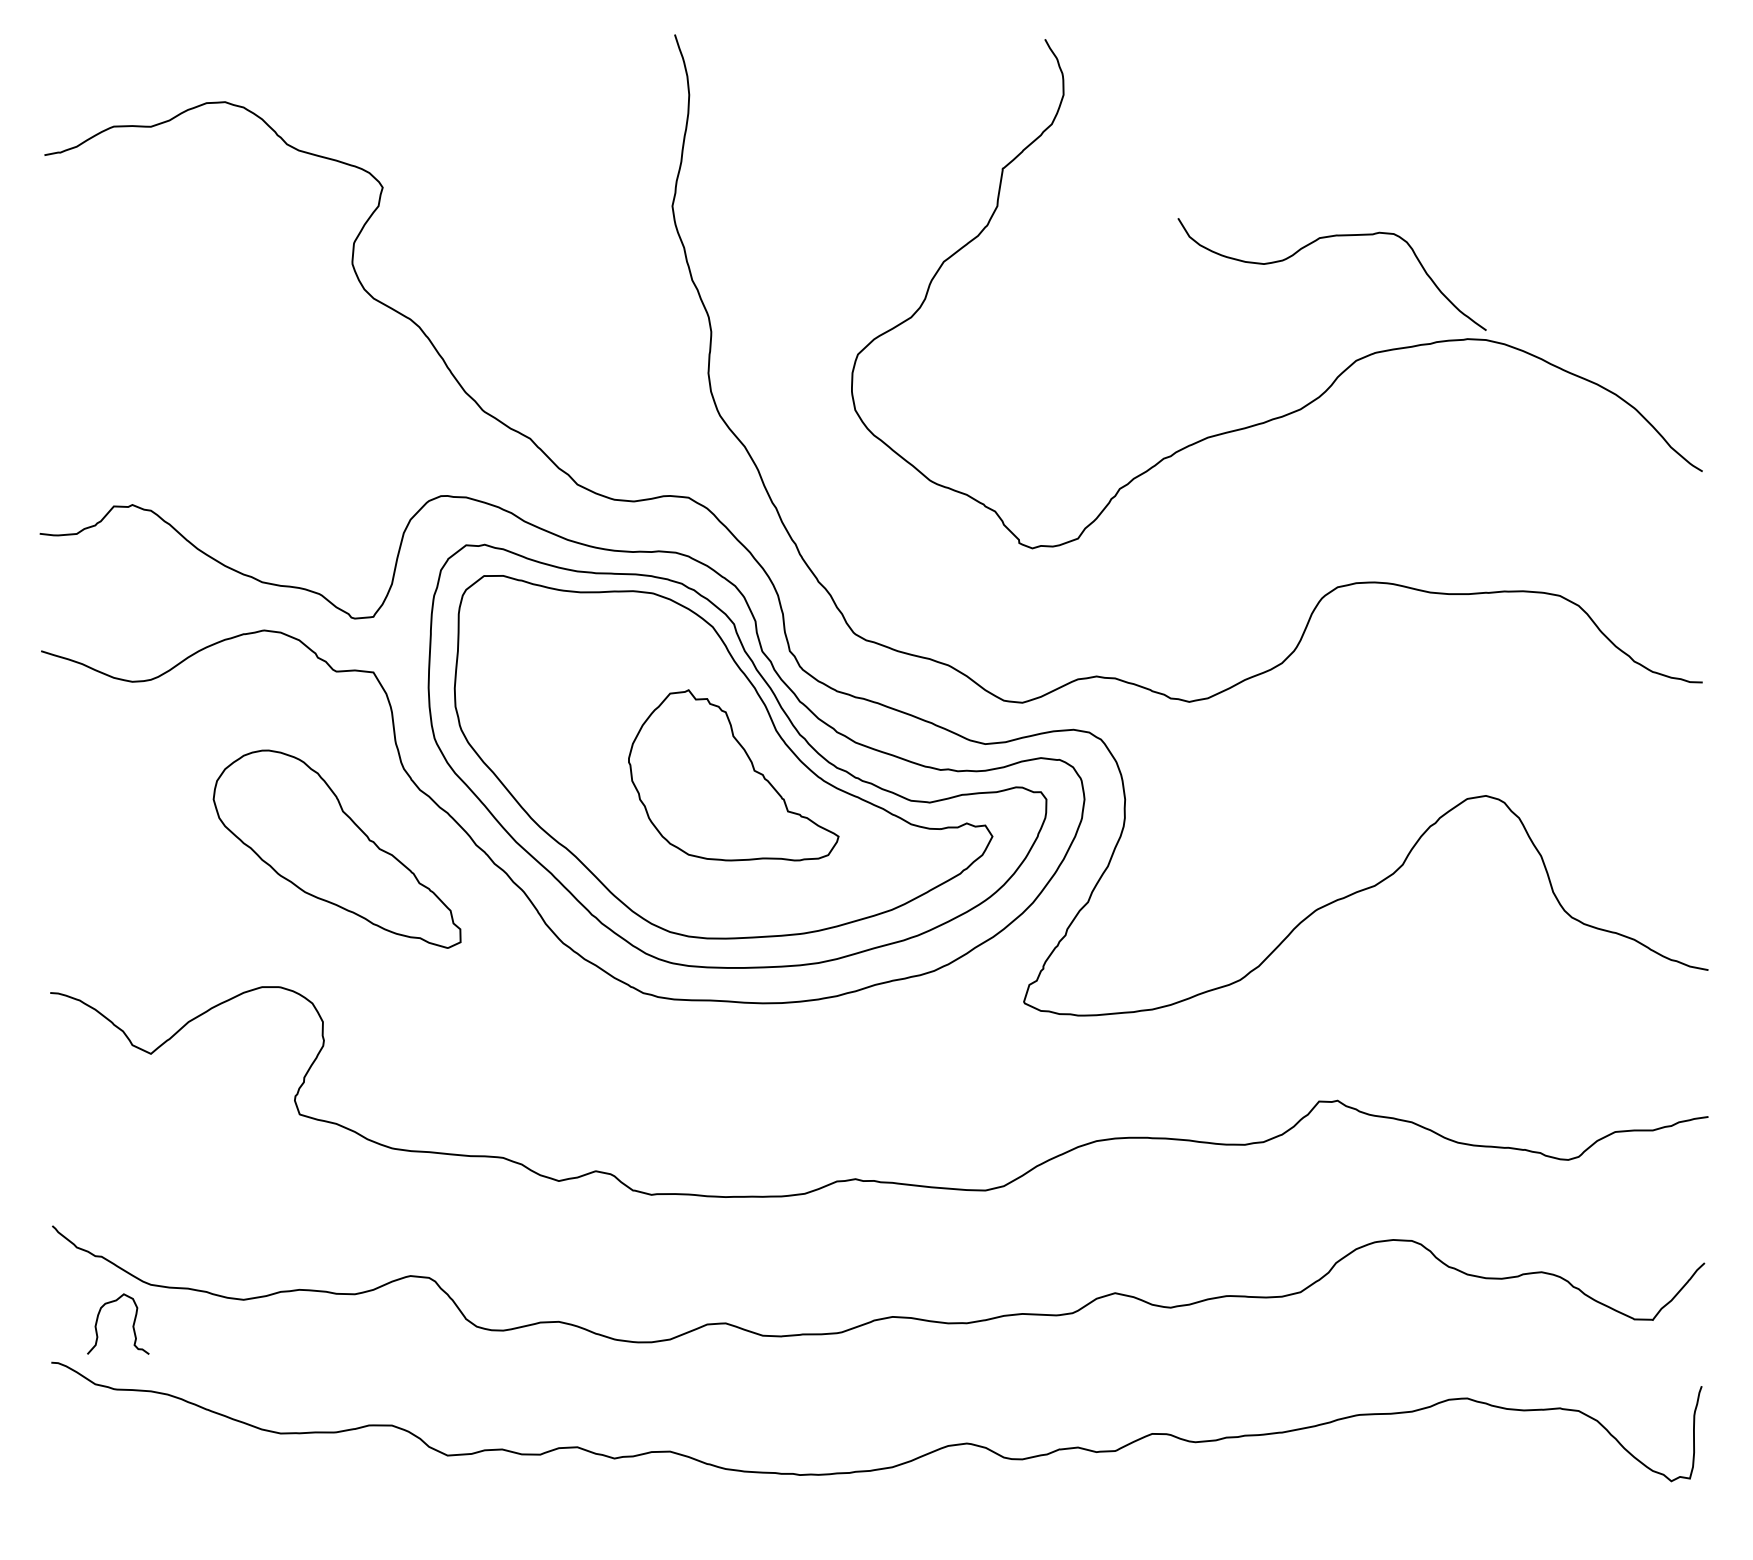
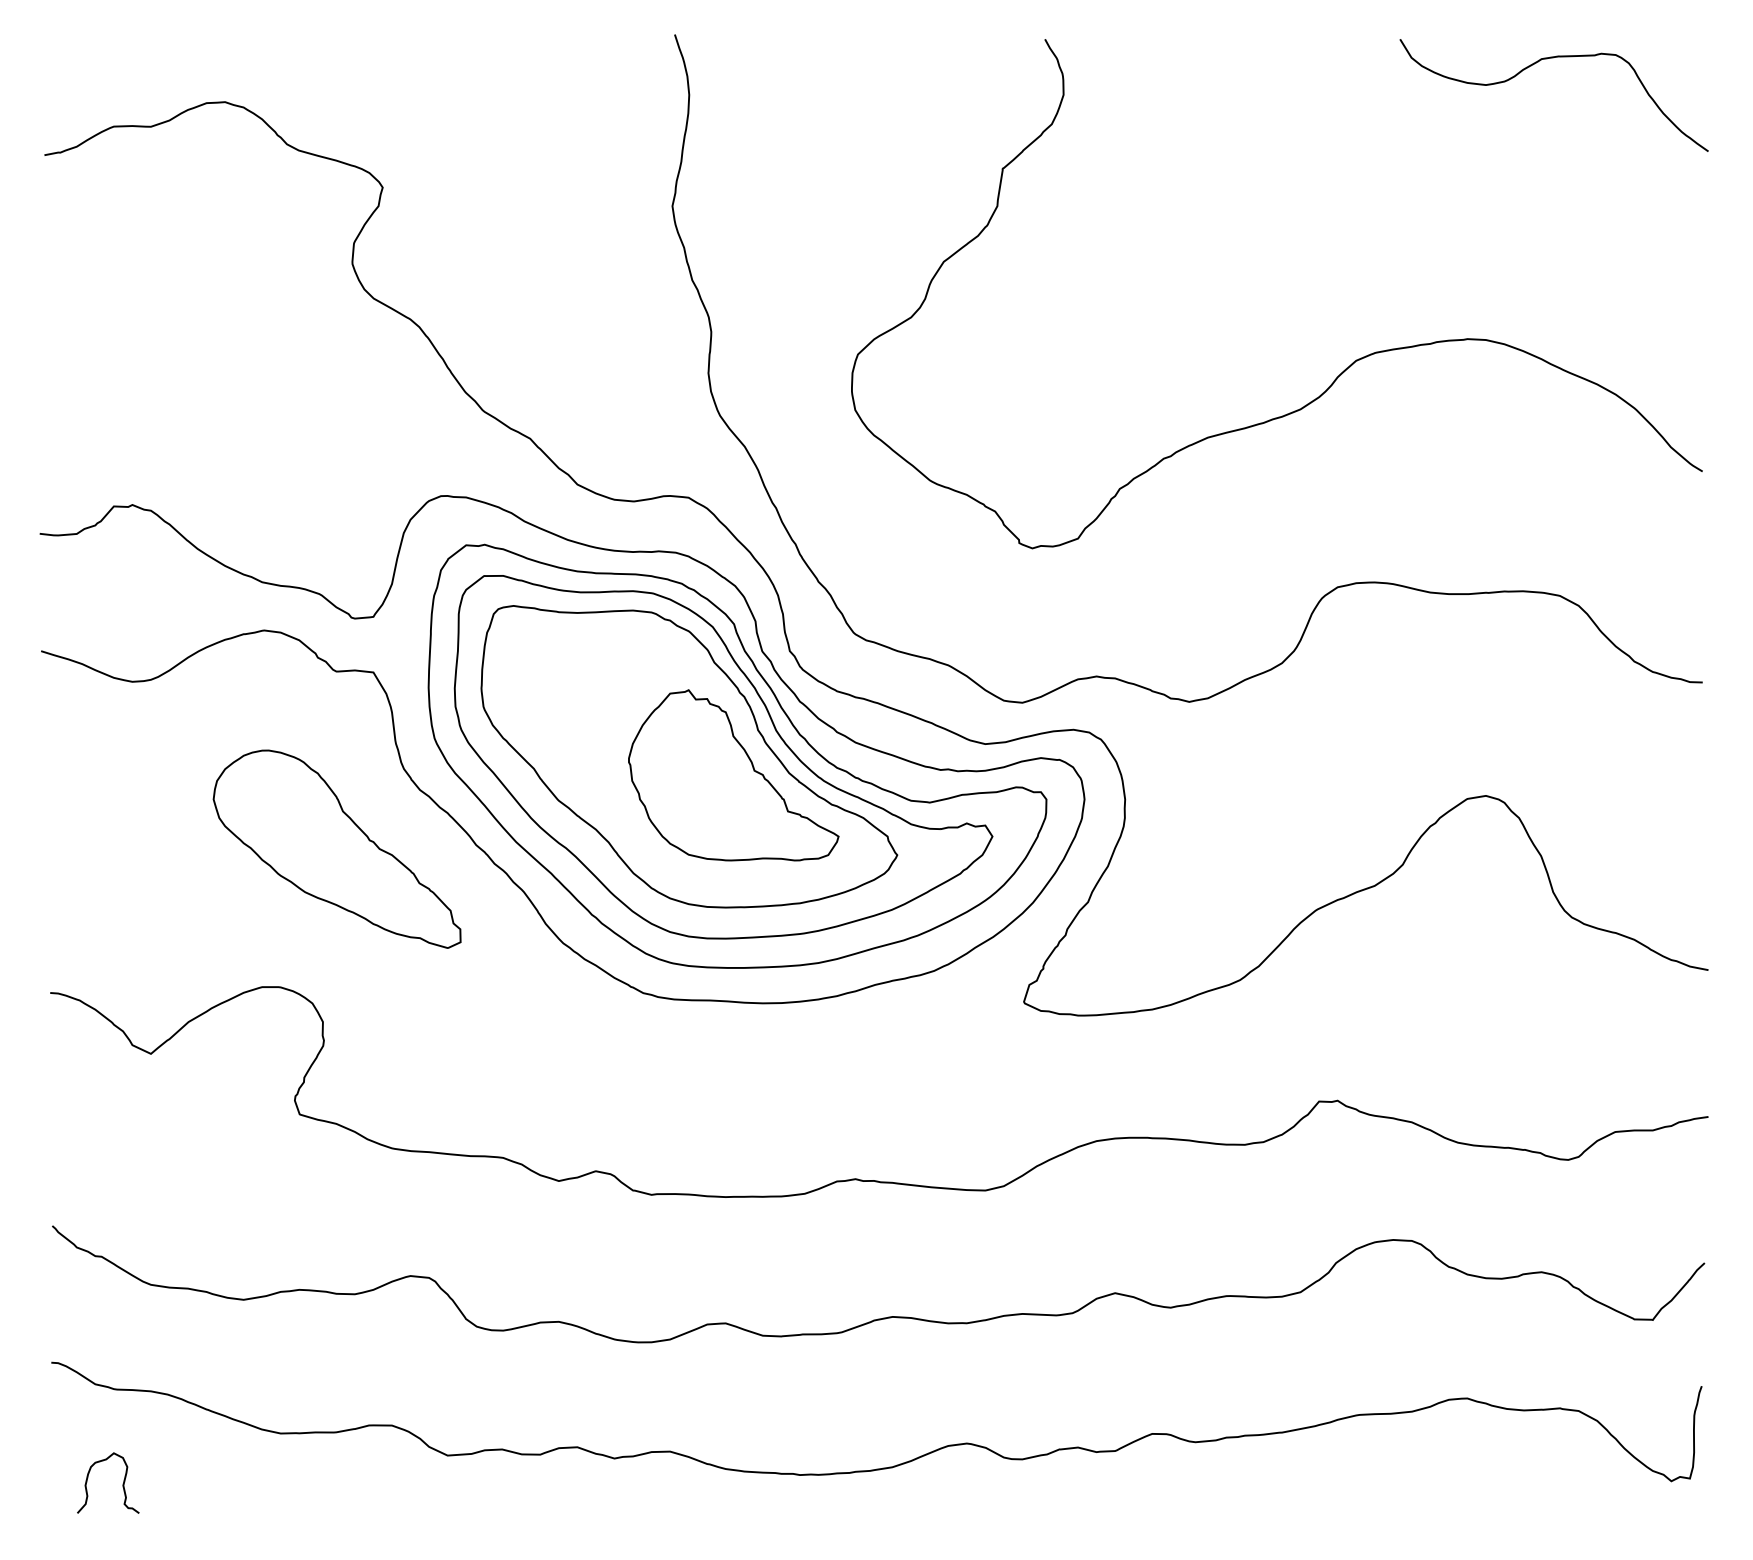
curve position: (1311, 244) -> (1533, 65) (1533, 65)
part: none -> present (689, 756)
curve position: (132, 1324) -> (122, 1483) (122, 1483)
